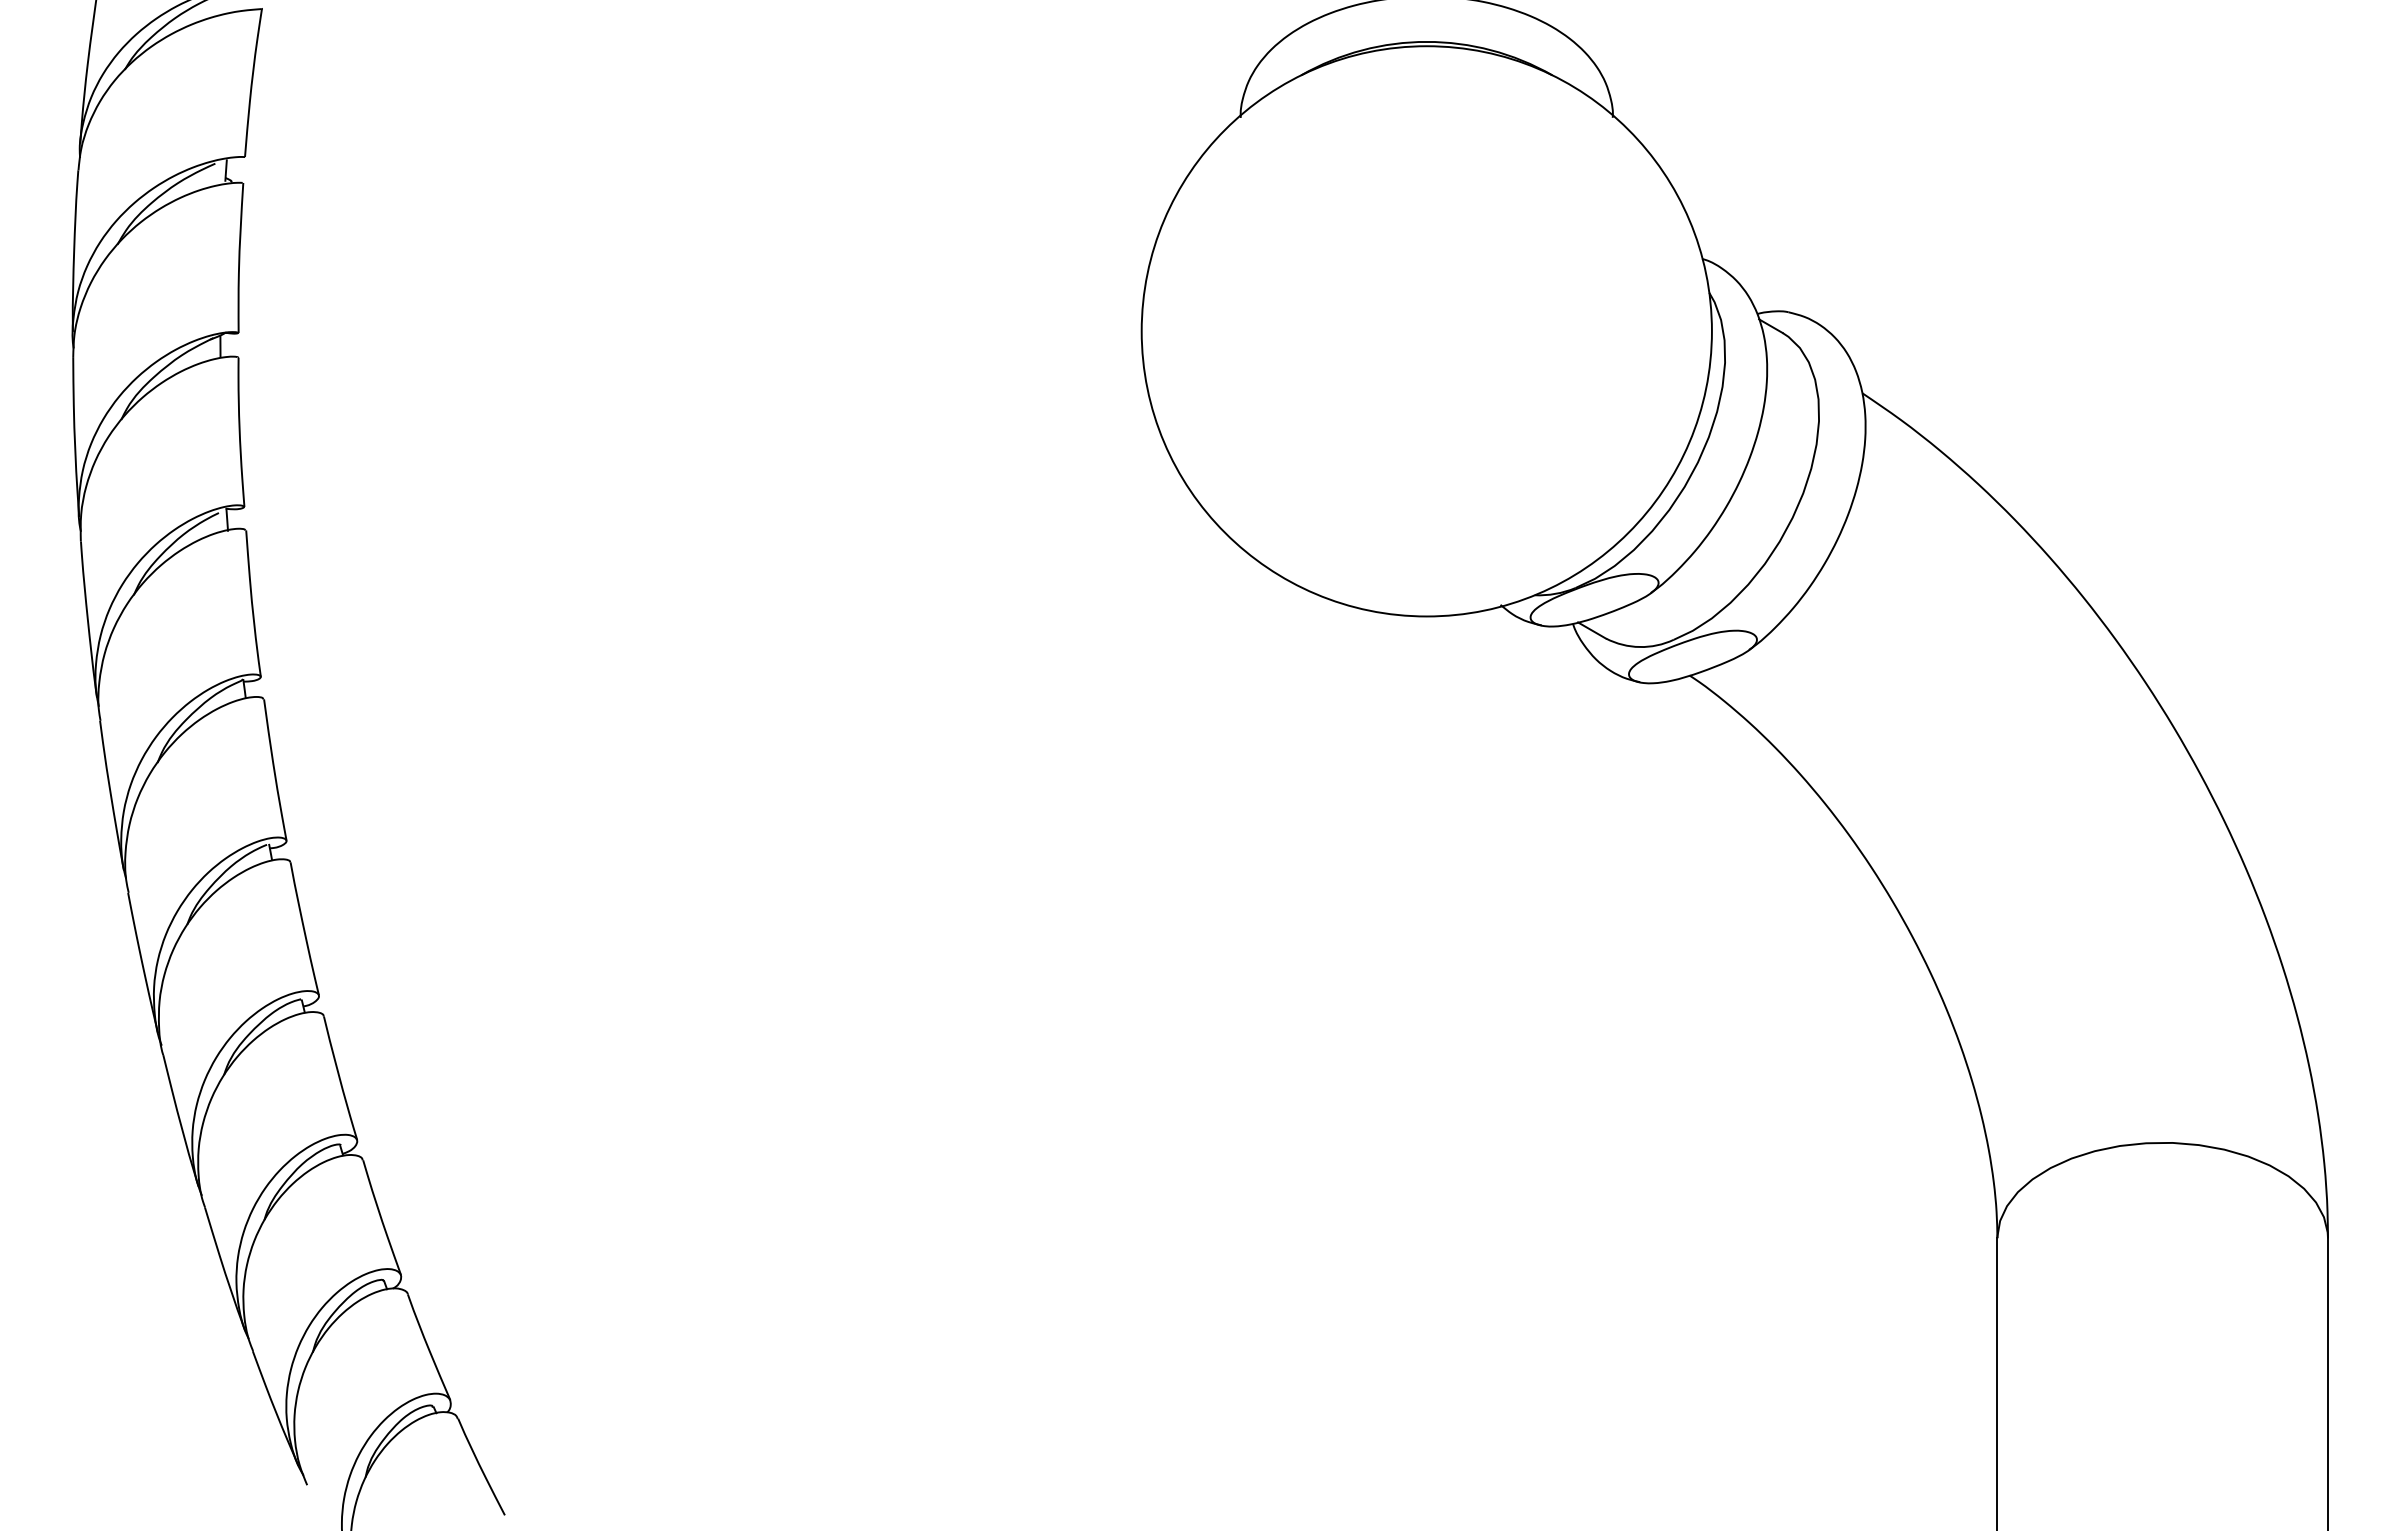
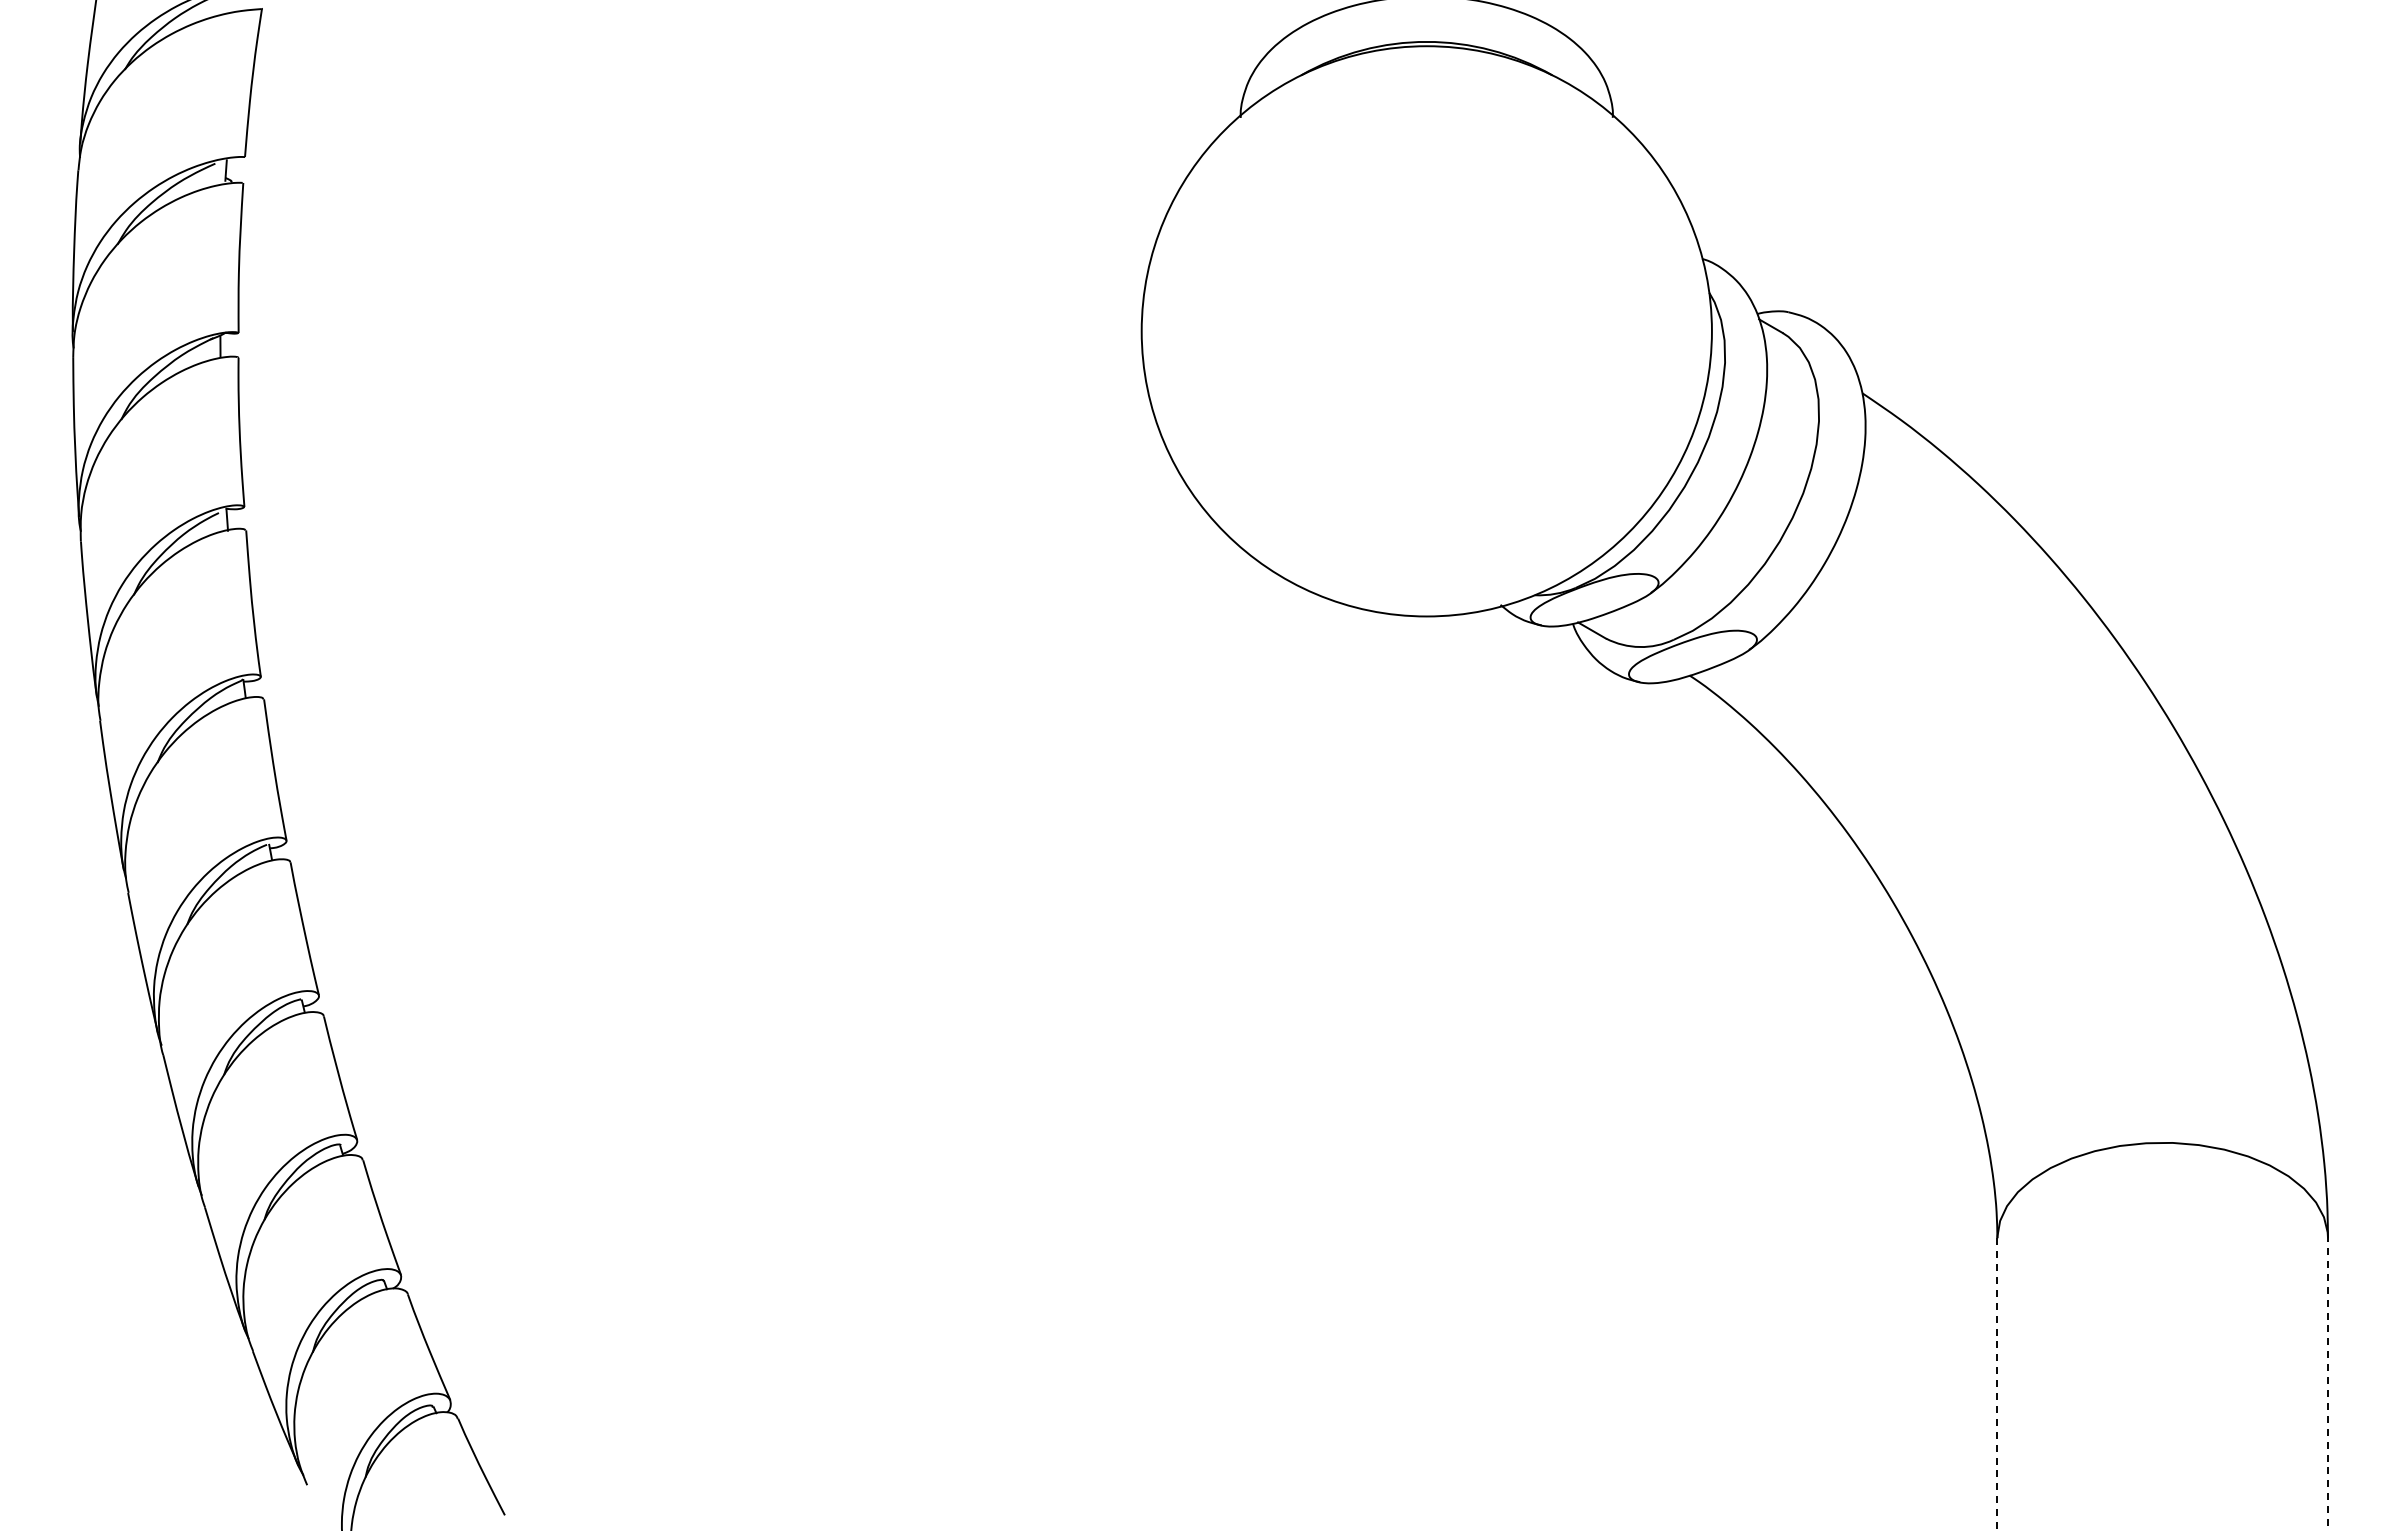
line: solid -> dashed (1997, 1384)
line: solid -> dashed (2327, 1384)
